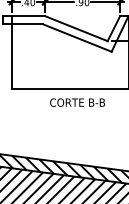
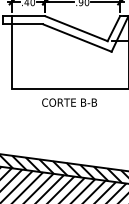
text position: (77, 102) -> (69, 102) (69, 102)
